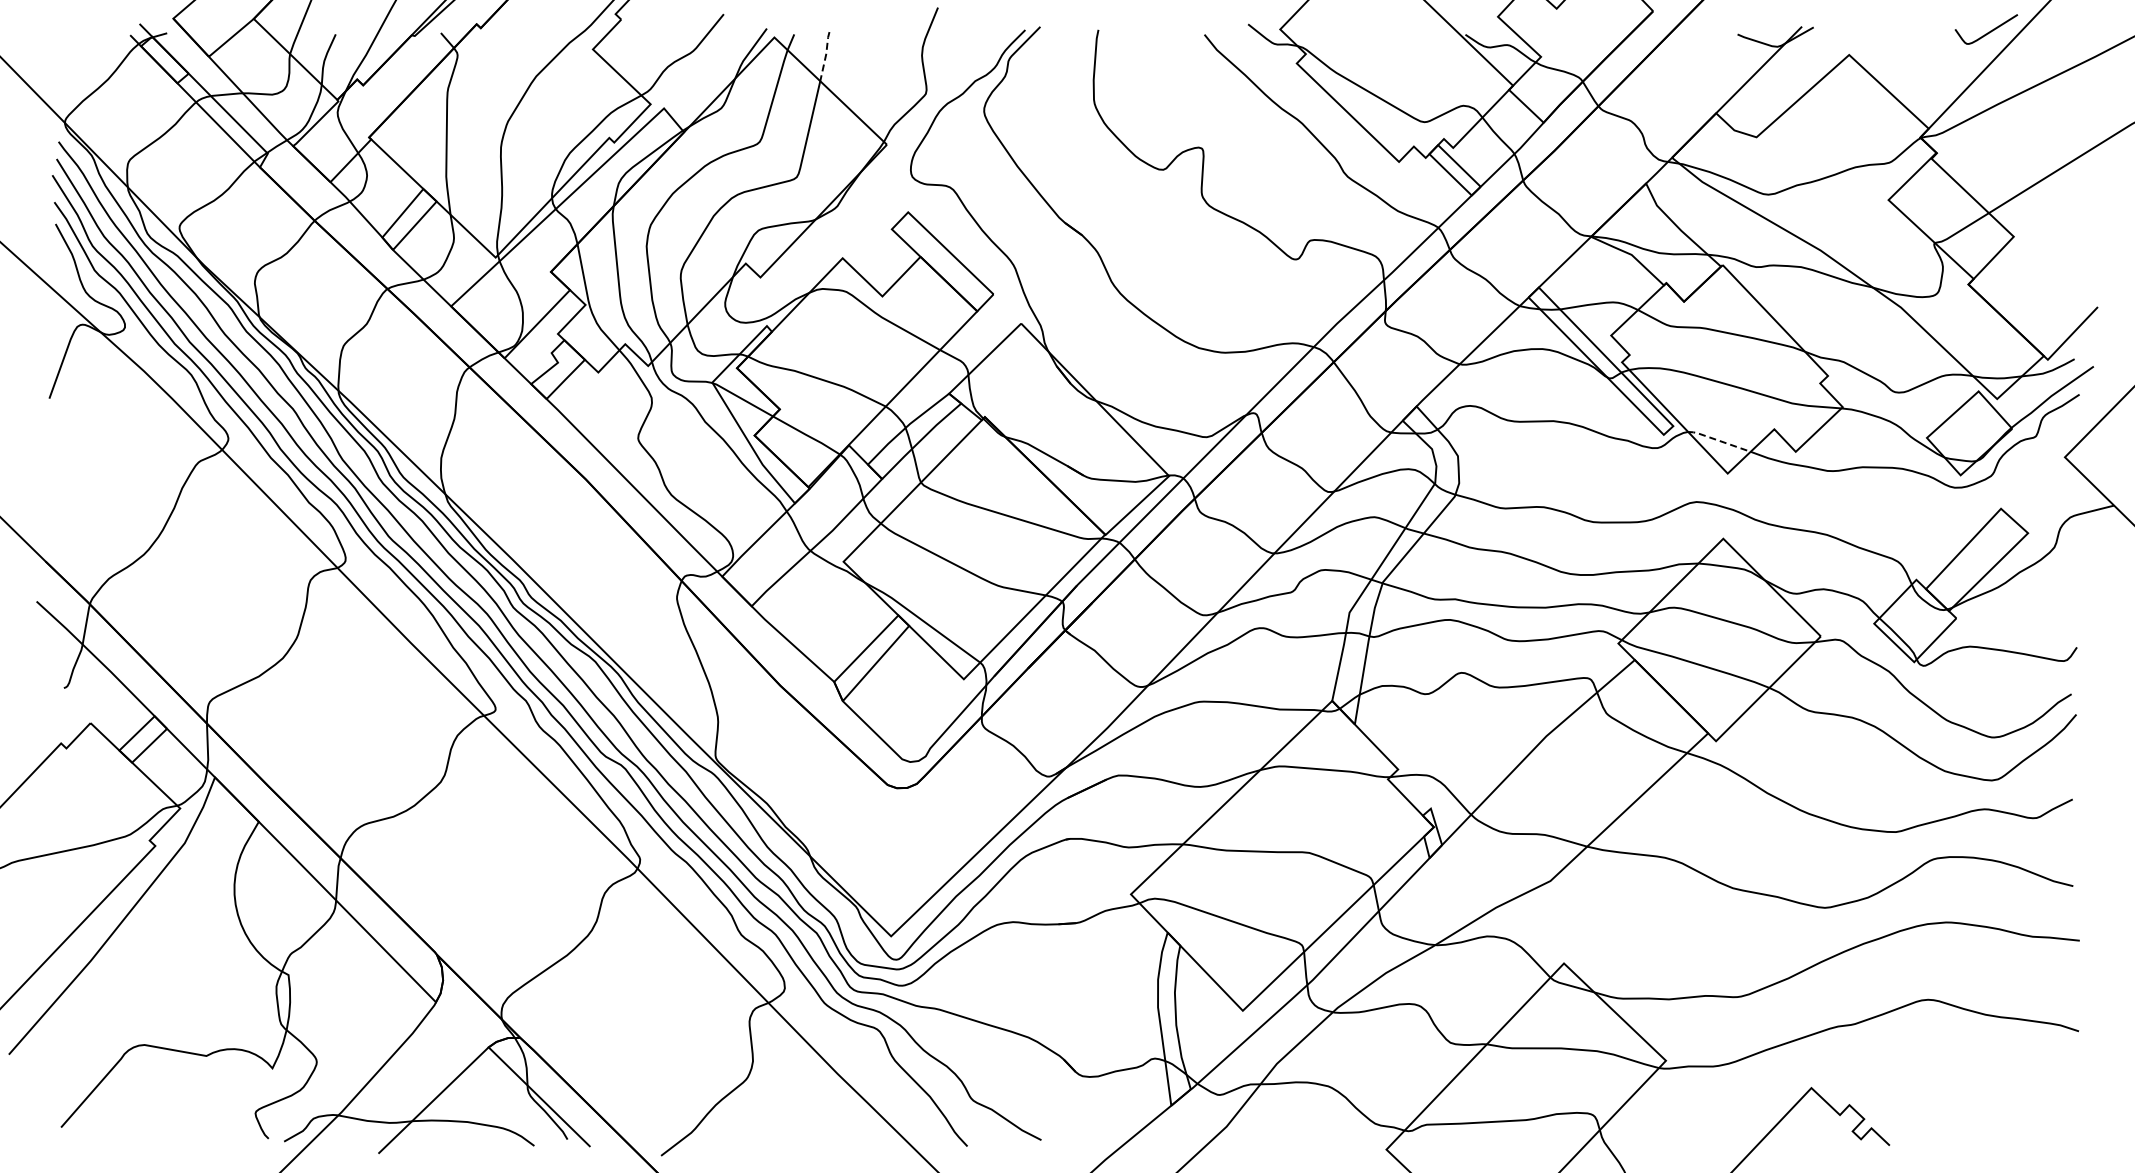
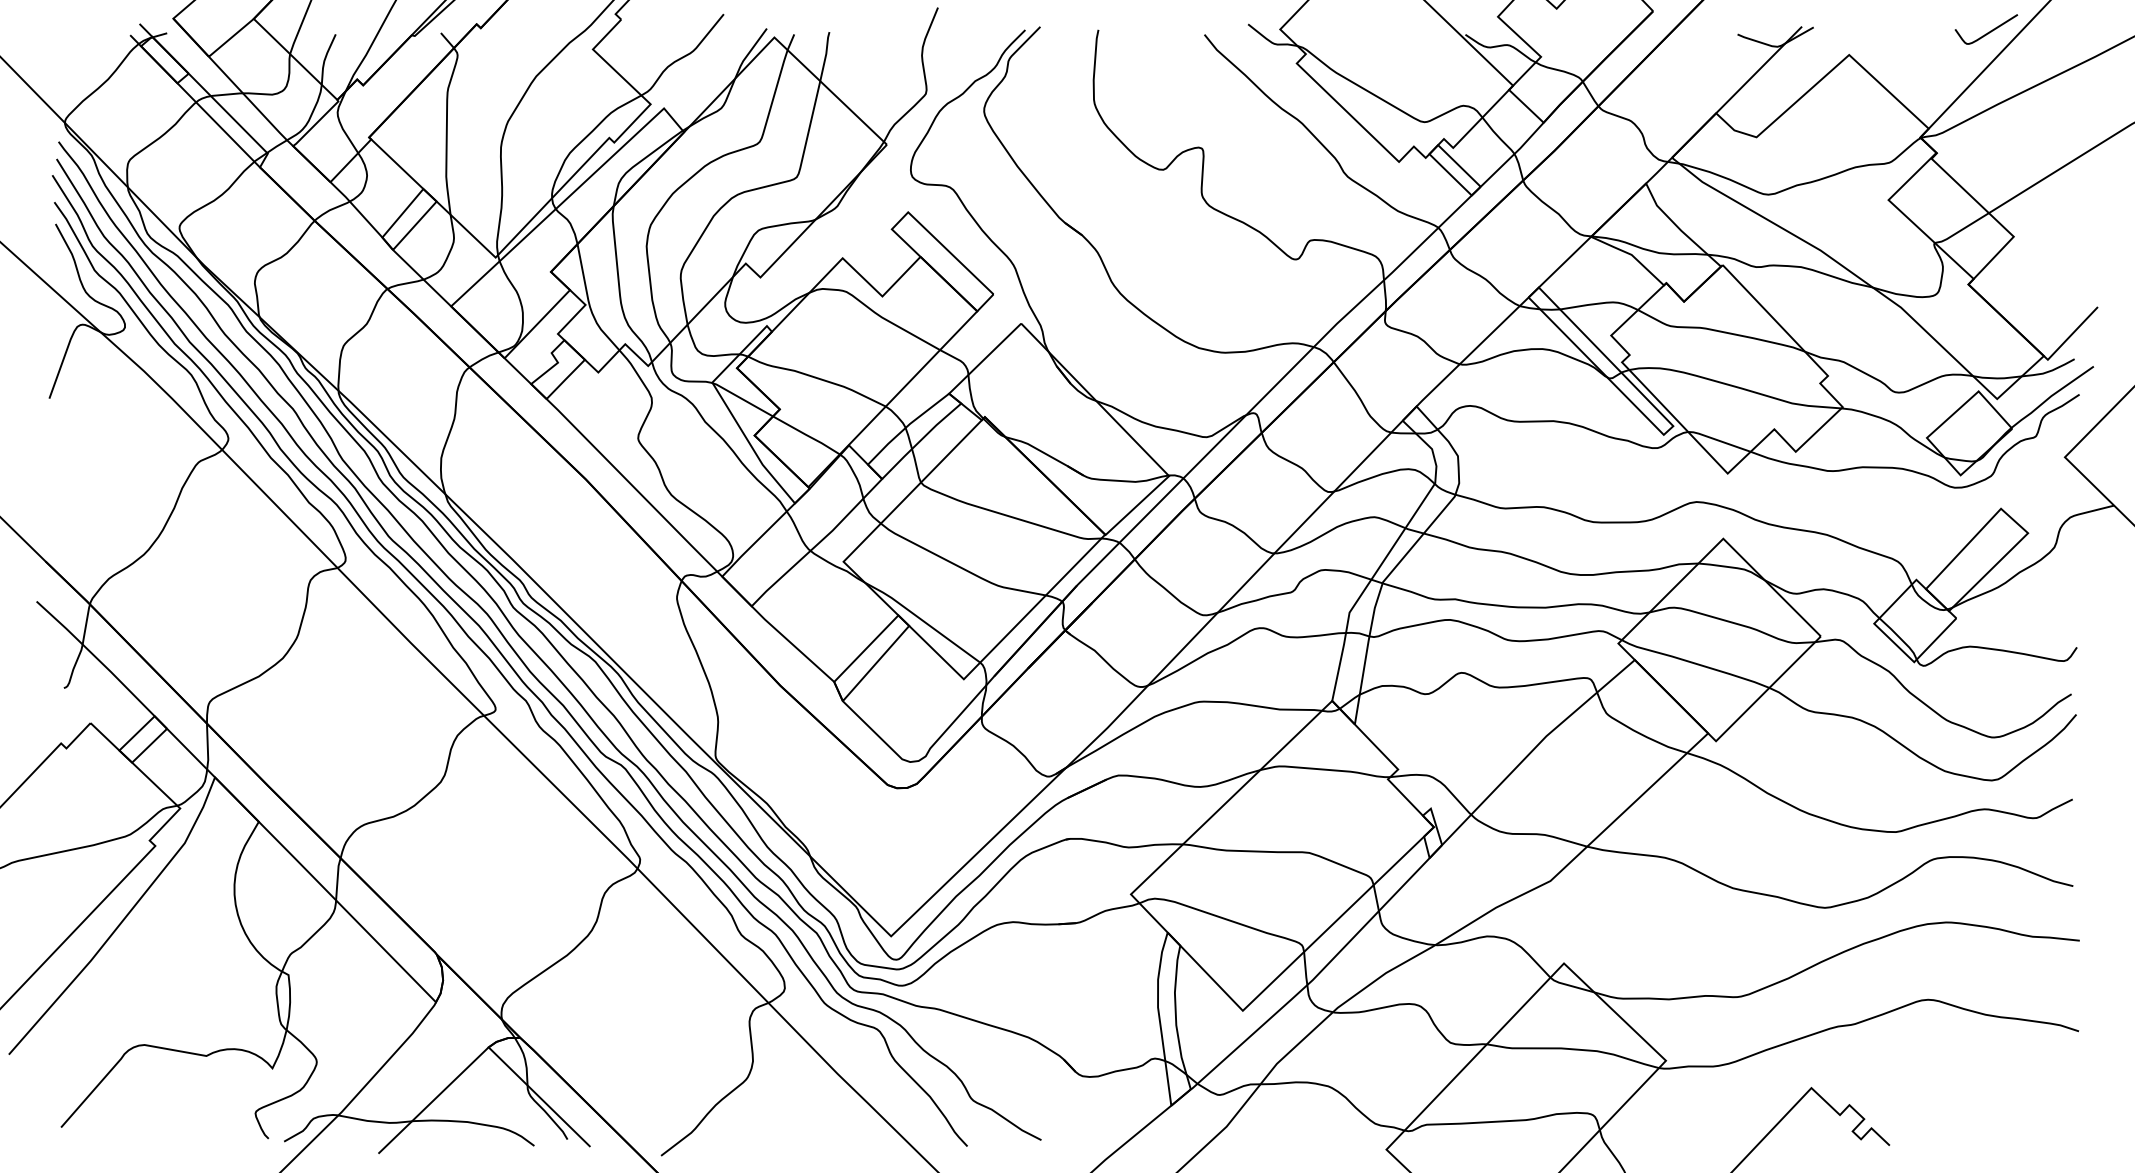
line: dashed -> solid (825, 55)
line: dashed -> solid (1718, 440)
